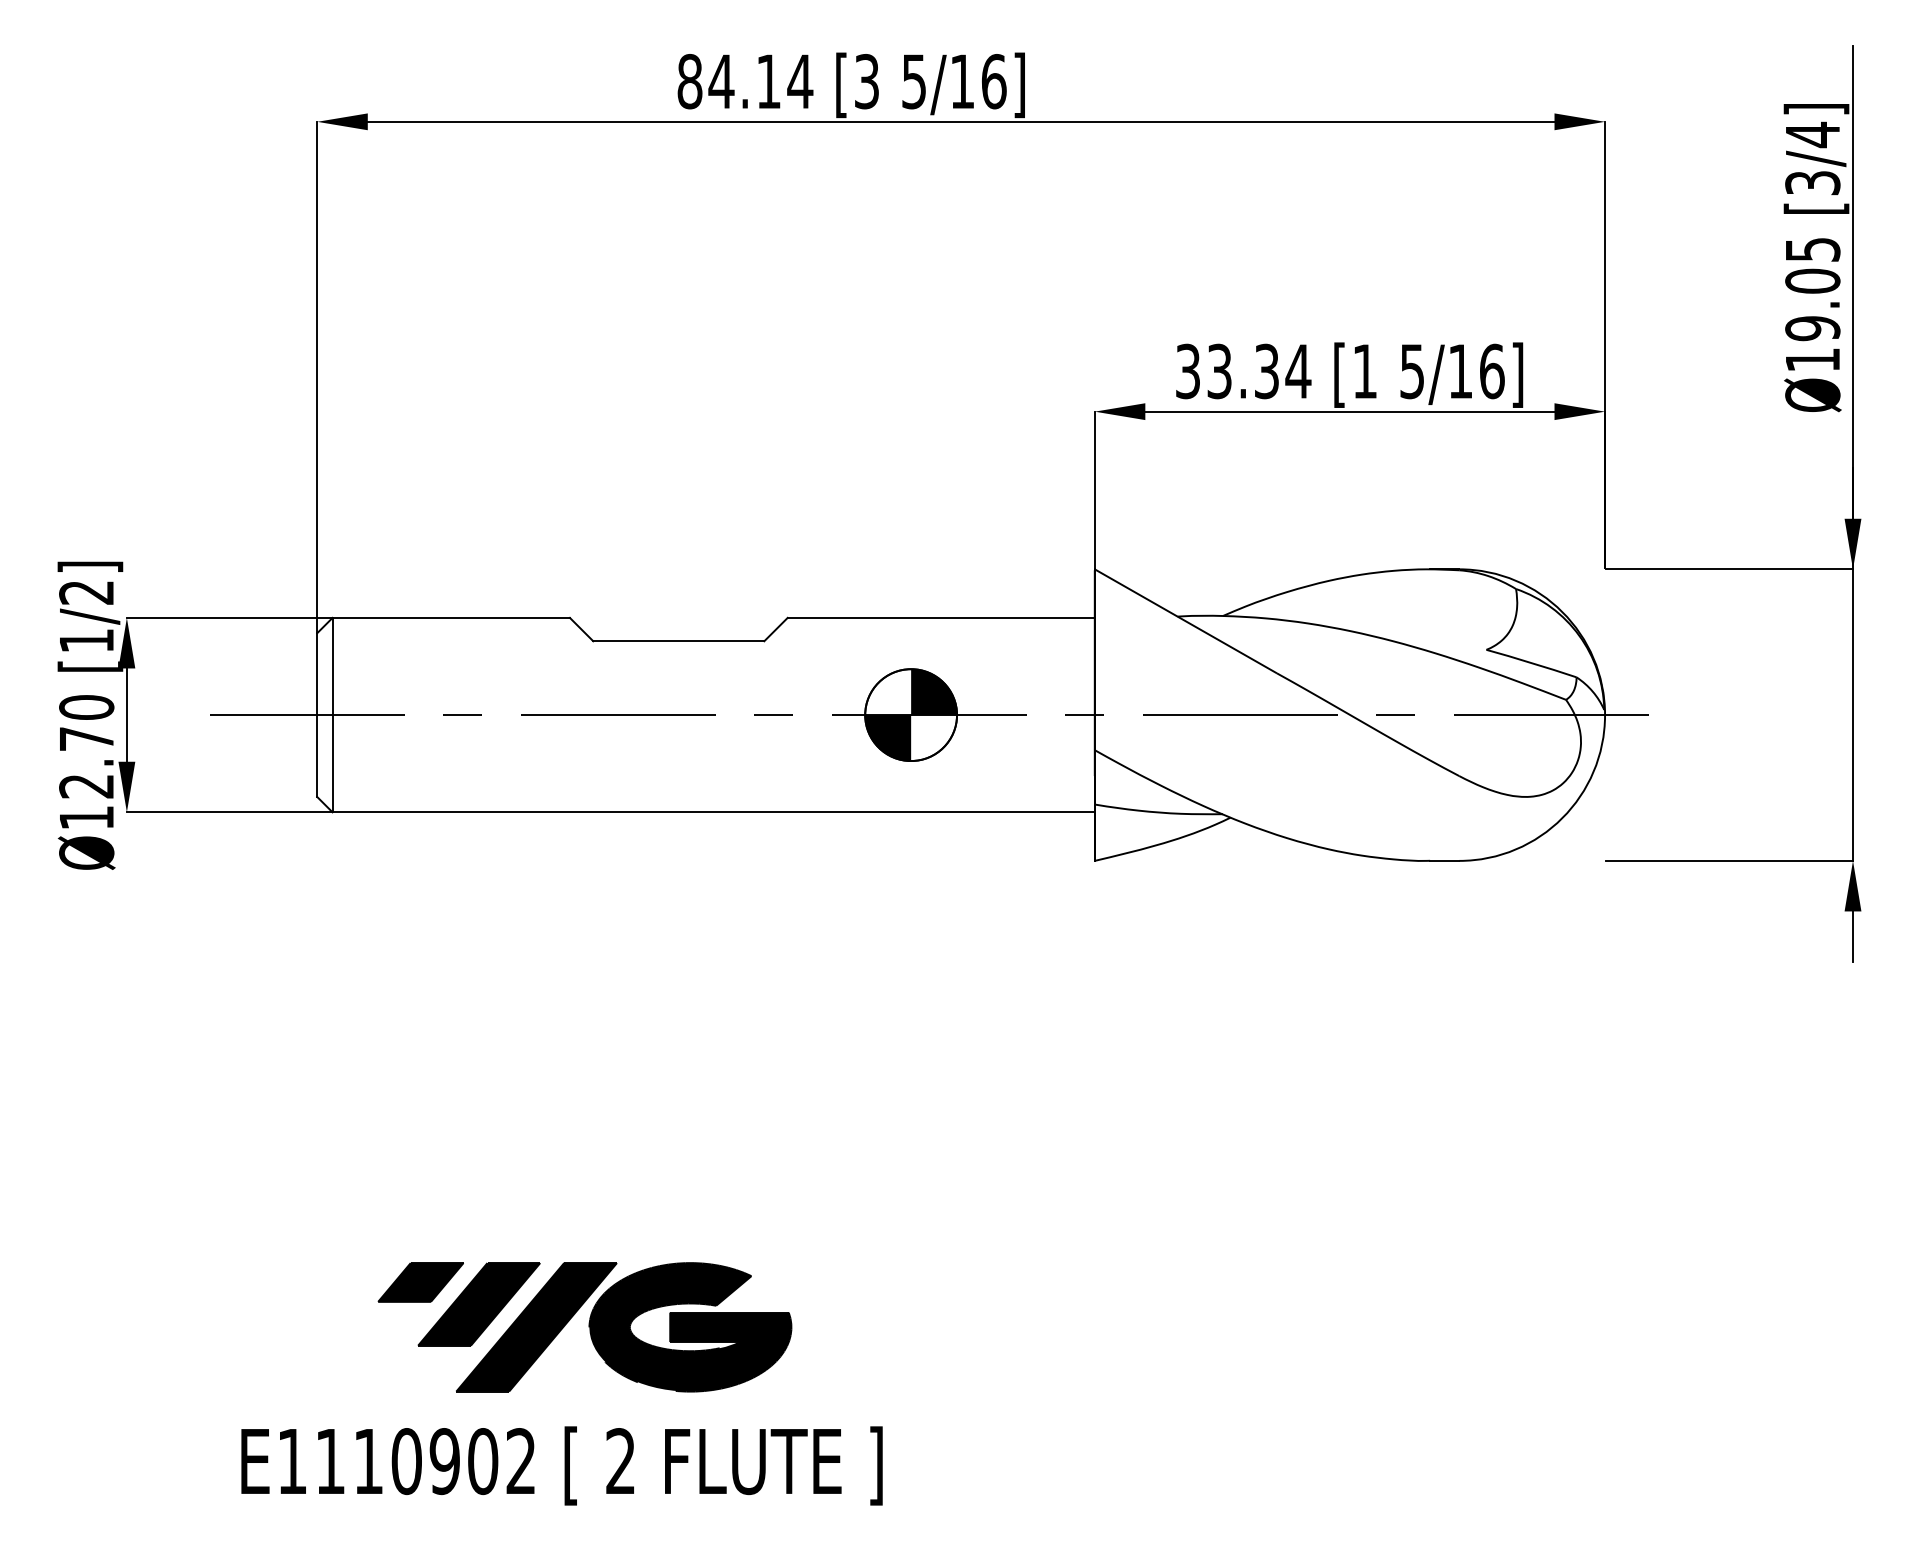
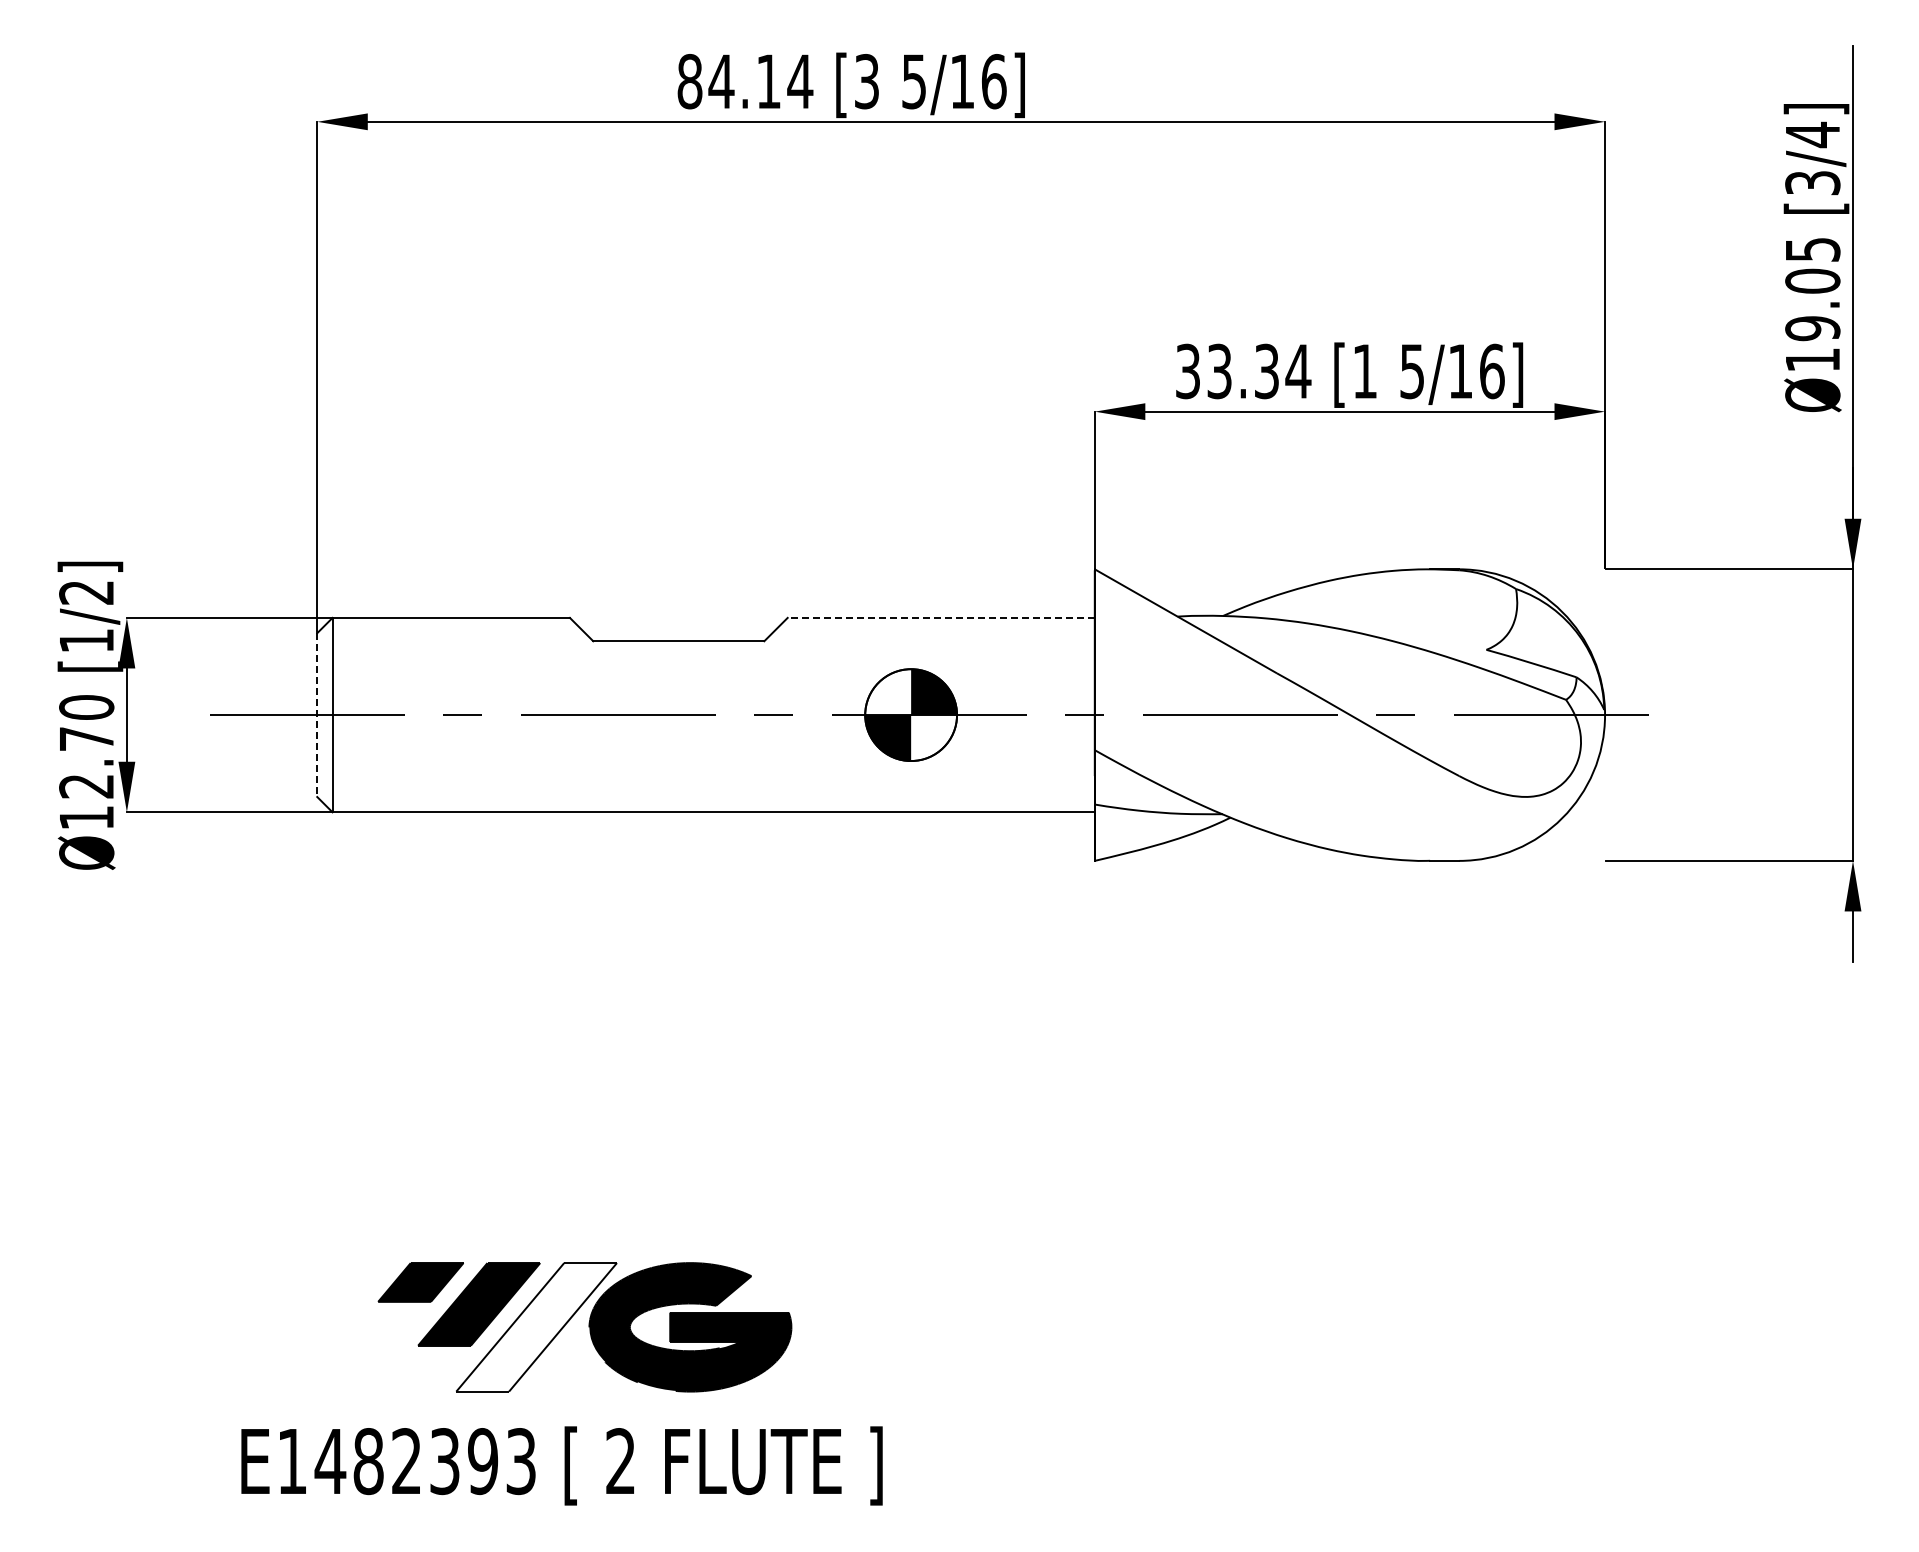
line: solid -> dashed (941, 617)
line: solid -> dashed (317, 715)
fill: present -> none (536, 1327)
text: E1110902 -> E1482393 (424, 1461)
